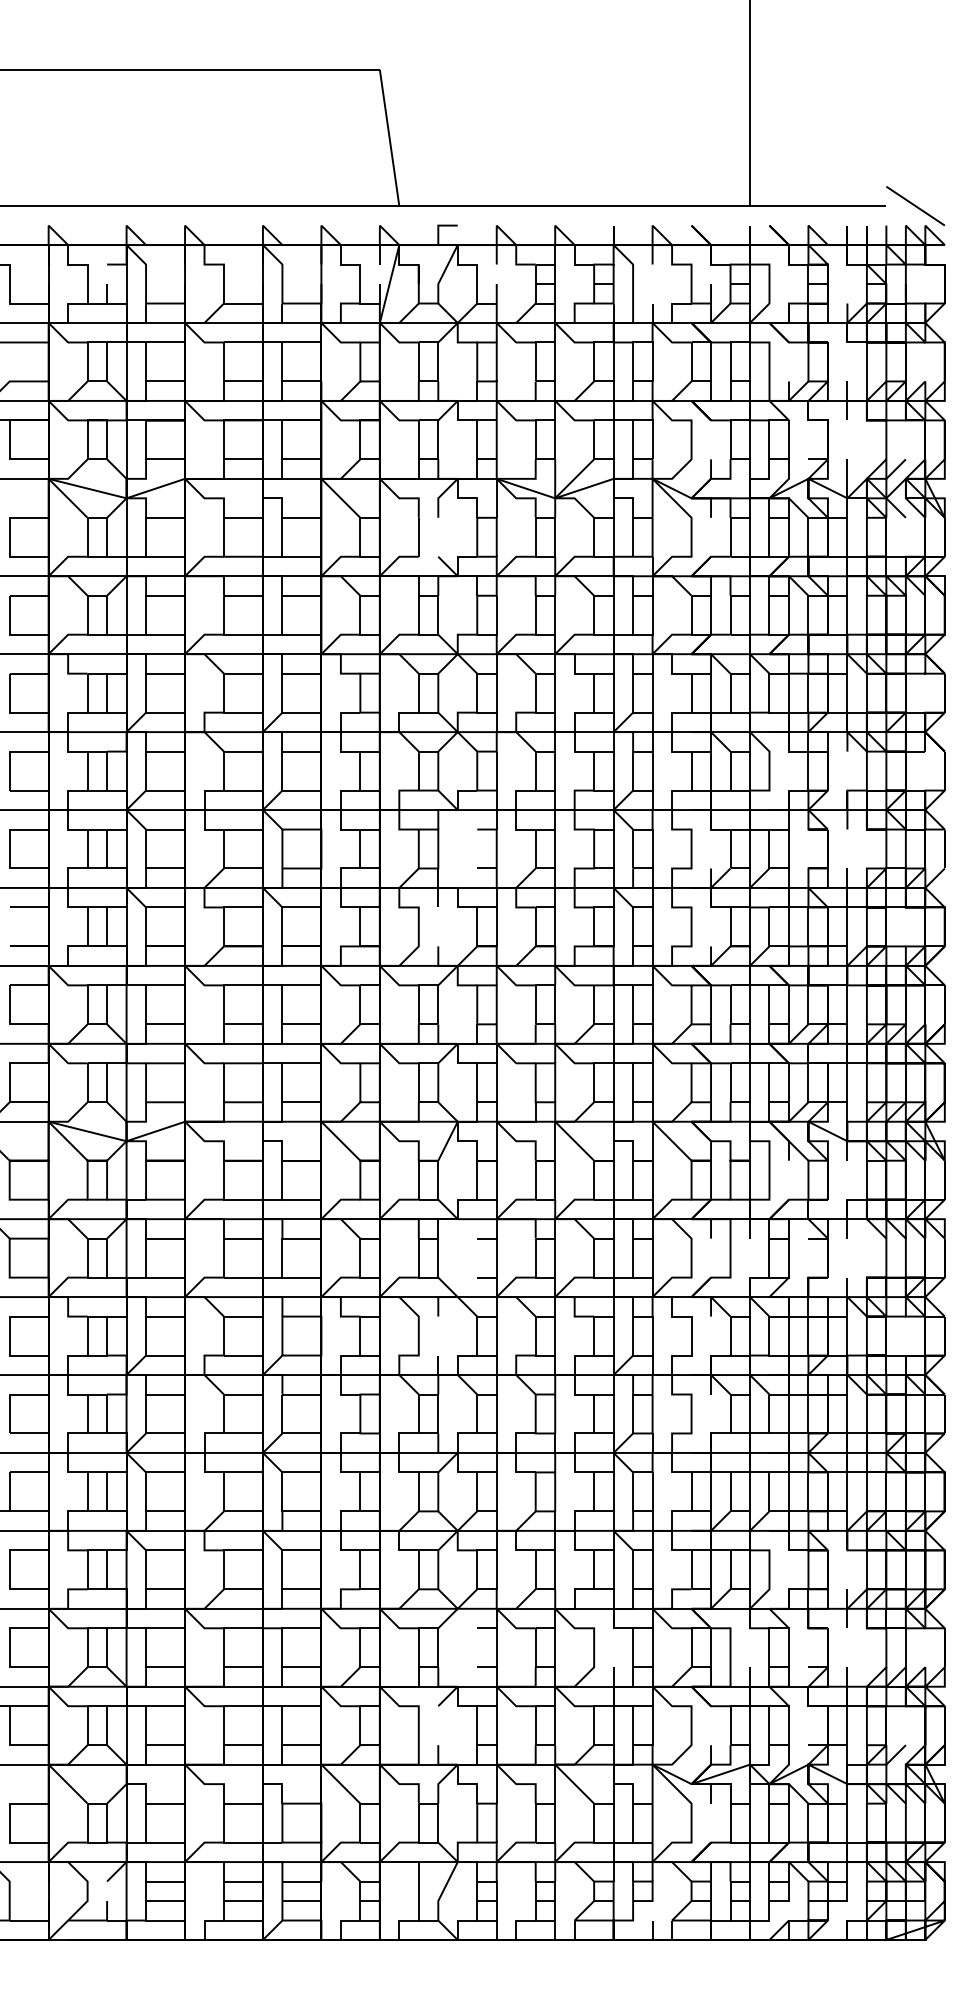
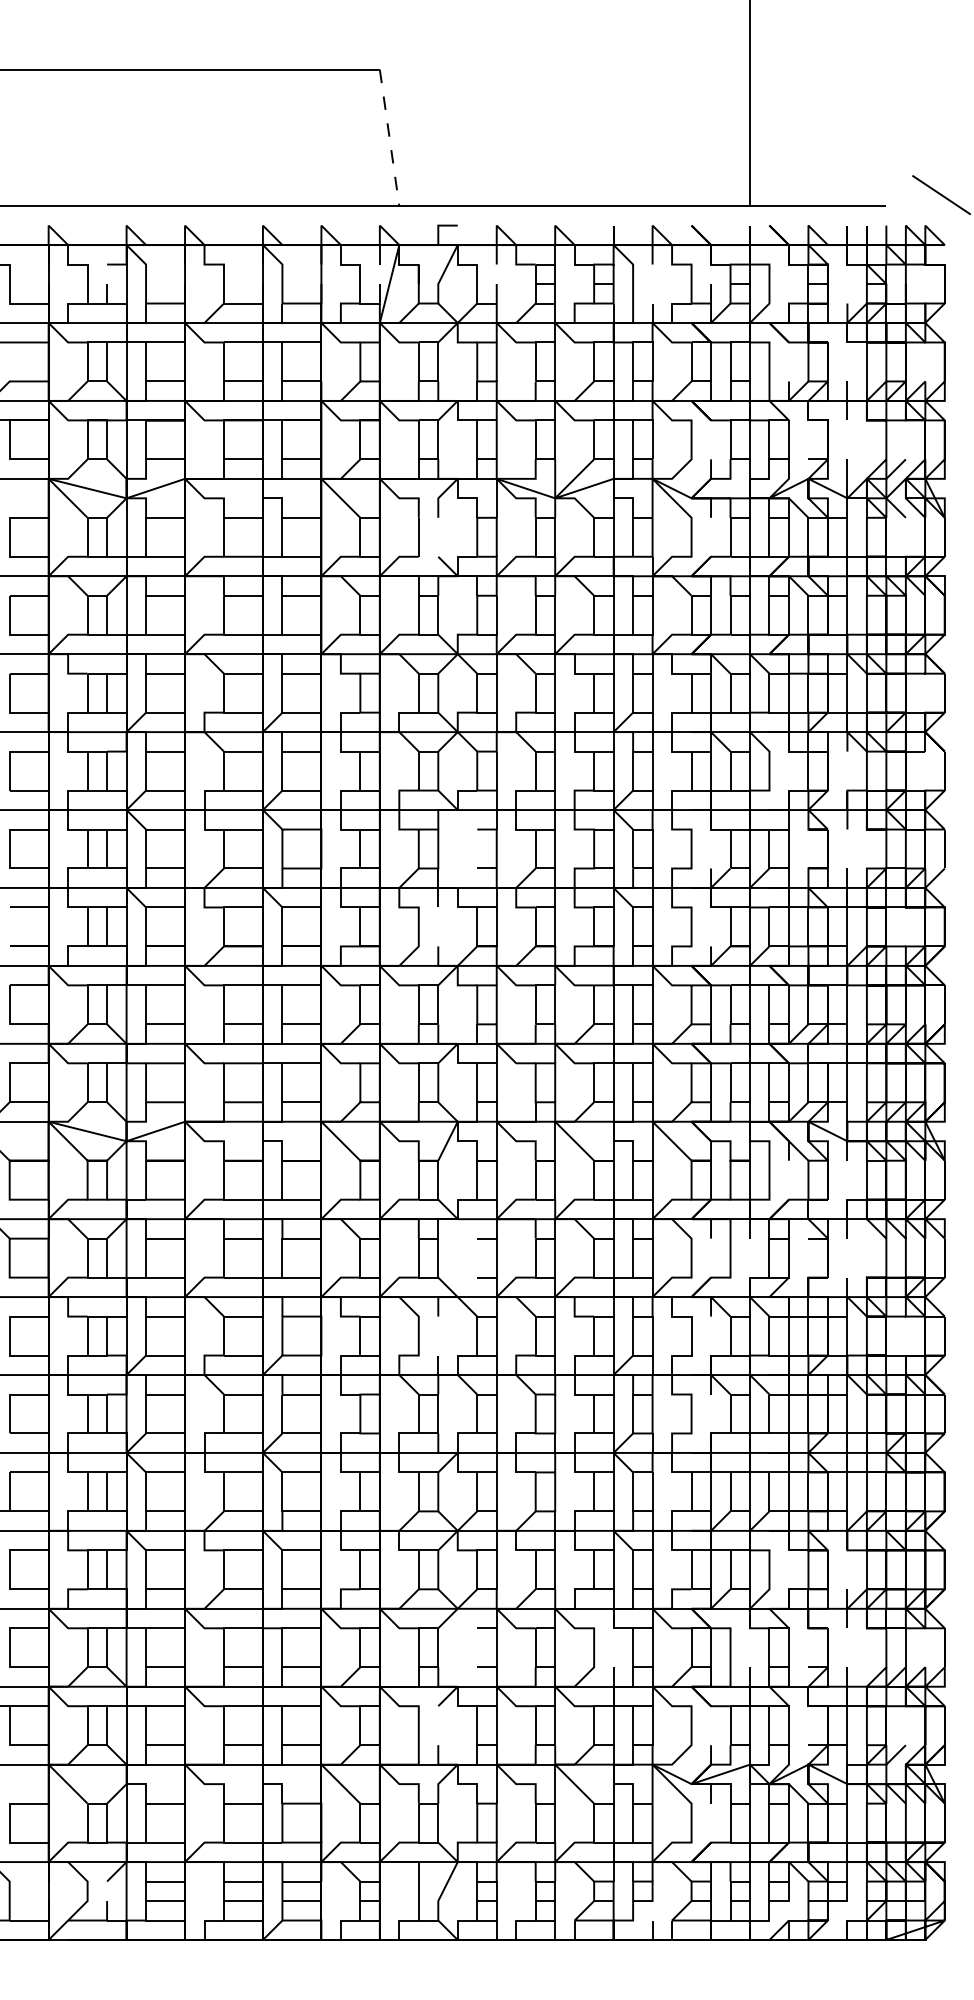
line: solid -> dashed (389, 137)
line position: (915, 206) -> (941, 195) (941, 195)
